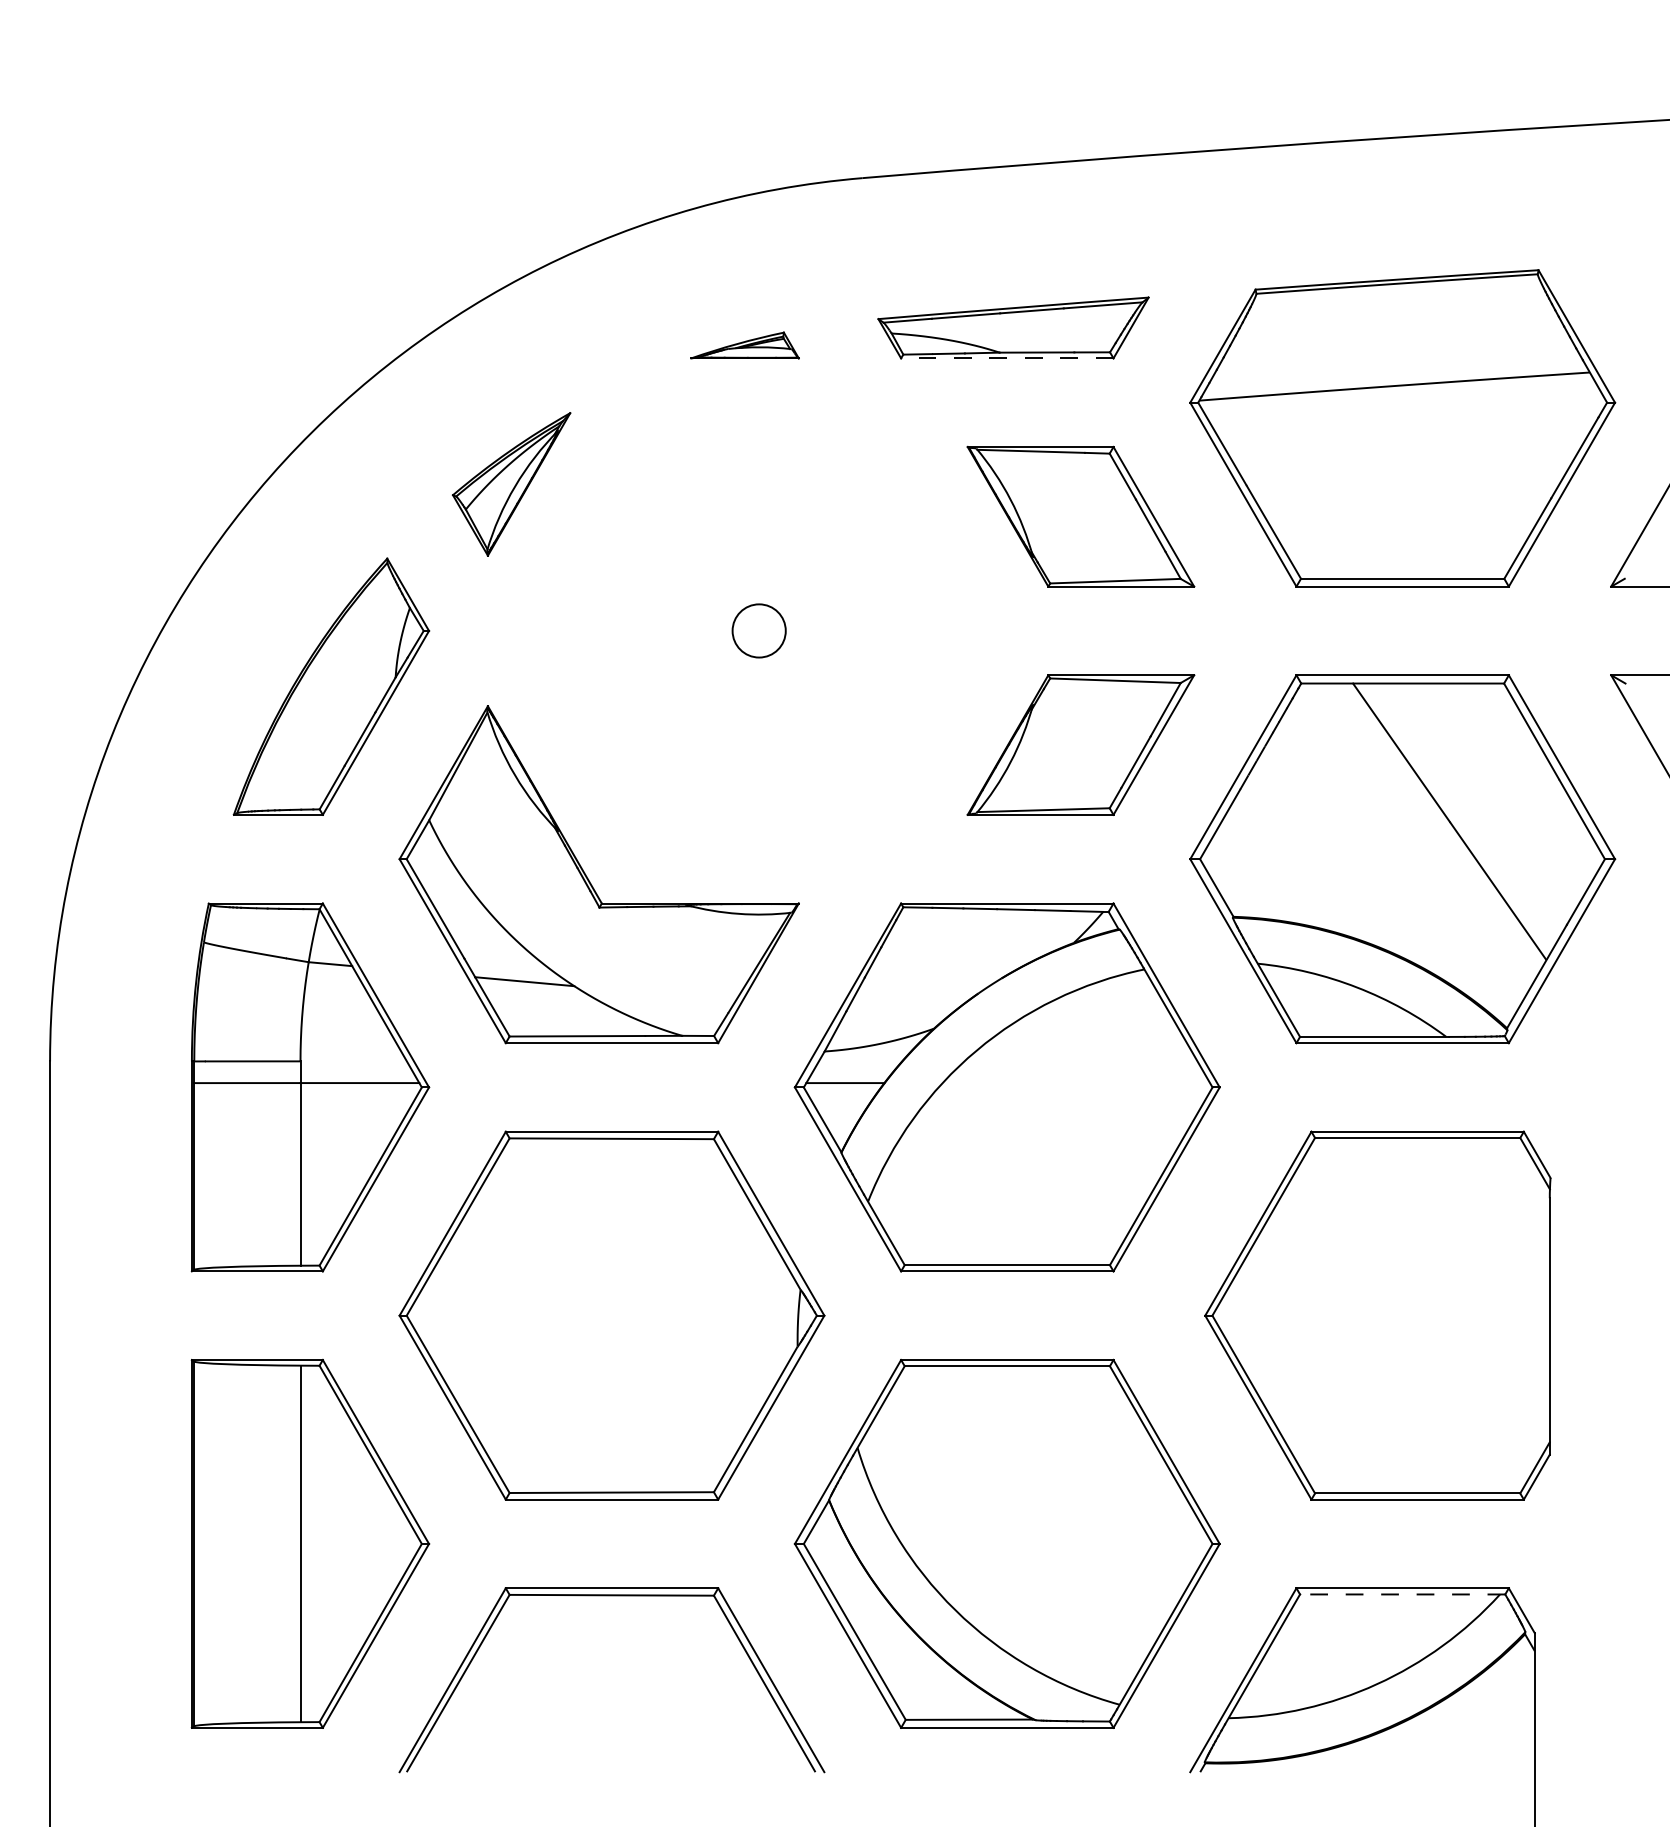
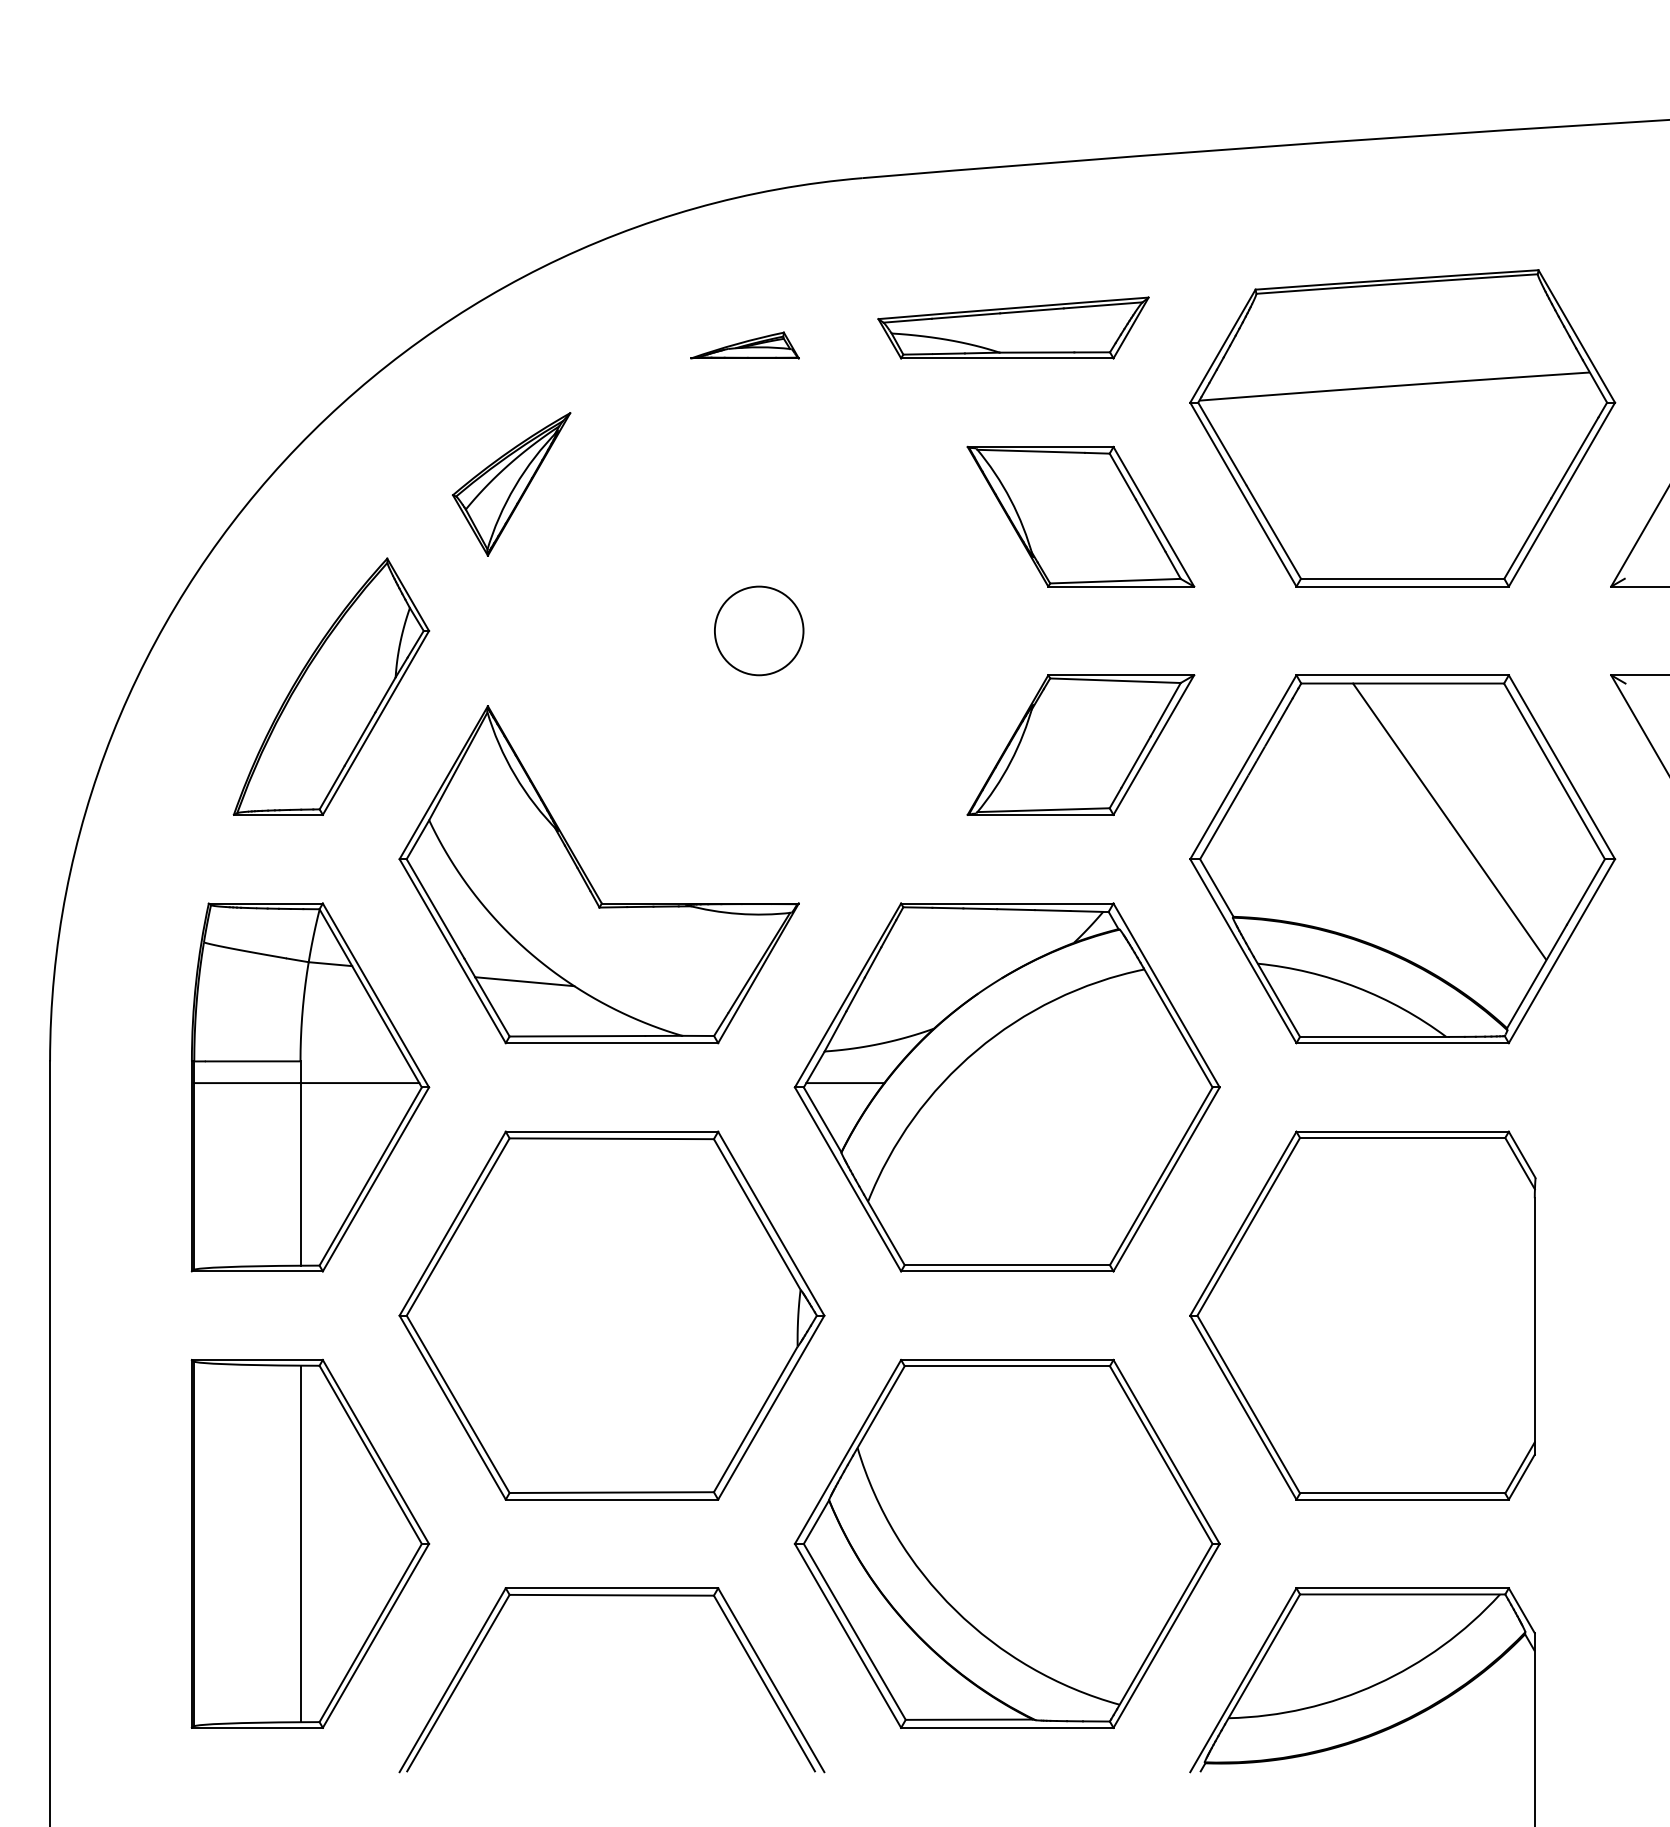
line: dashed -> solid (1006, 358)
circle diameter: 53 px -> 89 px (758, 630)
part position: (1377, 1315) -> (1362, 1315) (1362, 1315)
line: dashed -> solid (1402, 1594)
